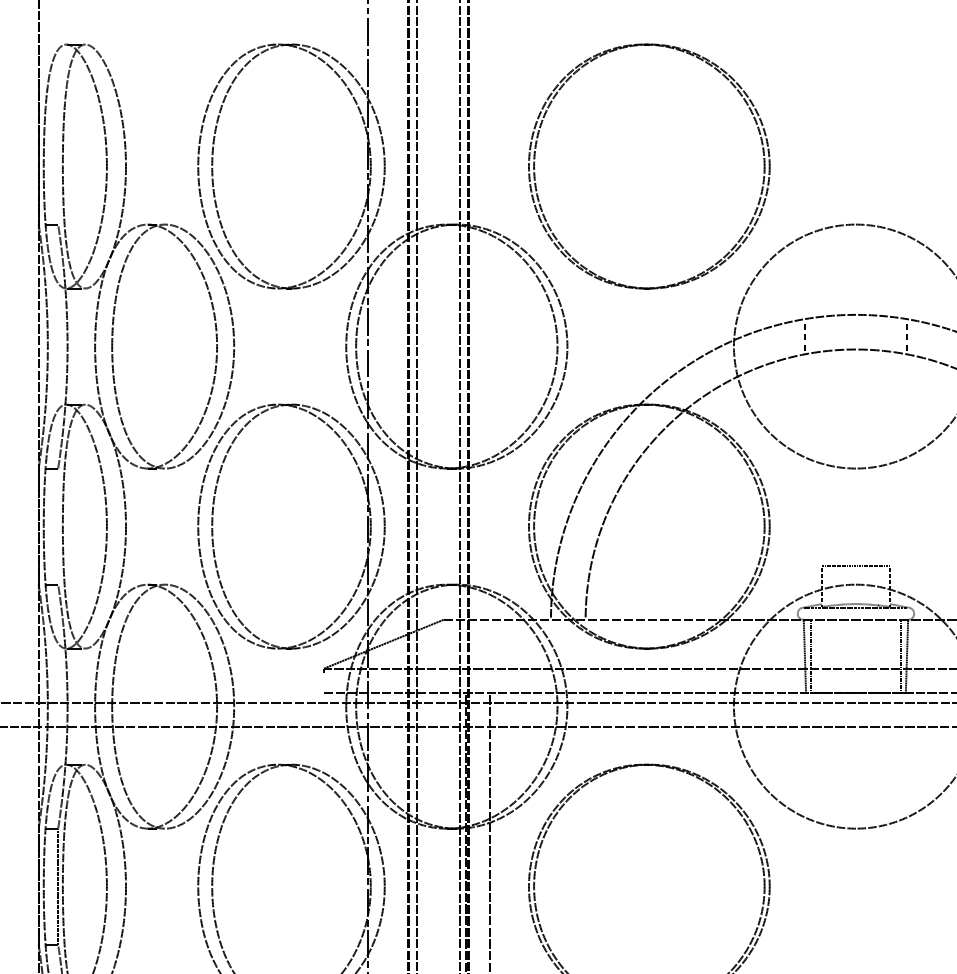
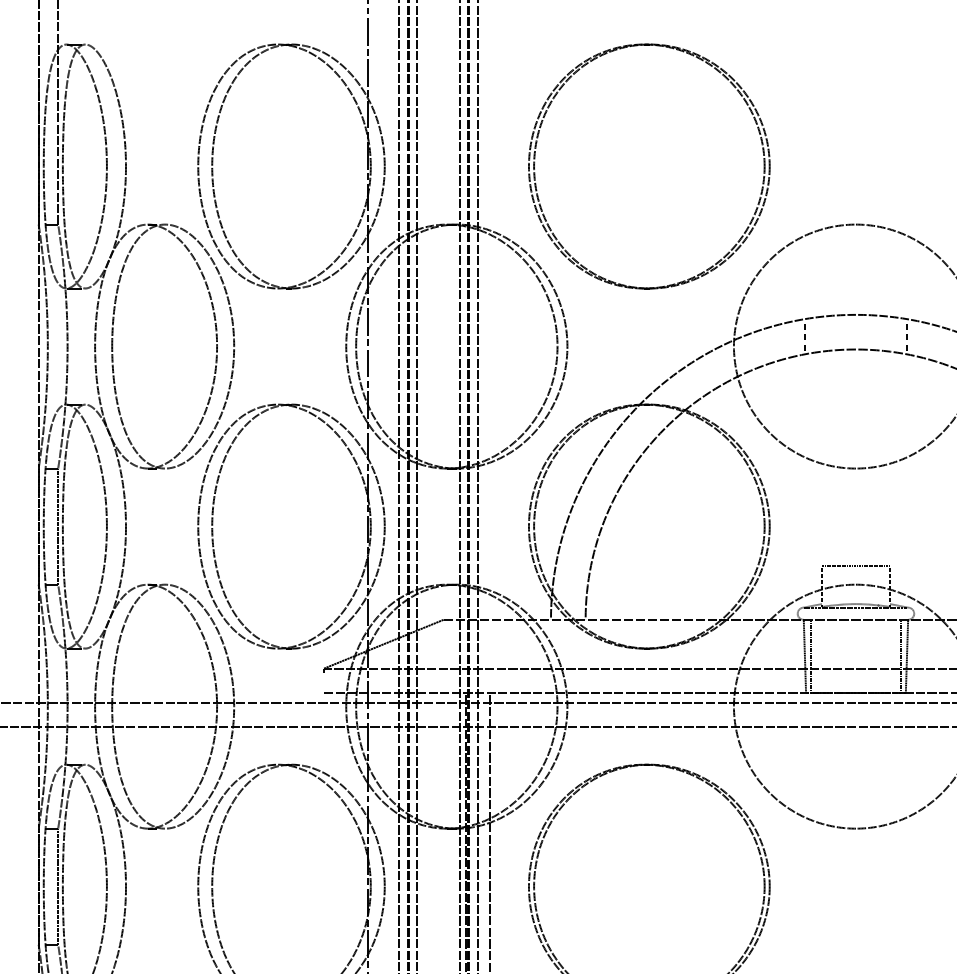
line: none -> present (58, 113)
line: none -> present (399, 486)
line: none -> present (477, 486)
line: none -> present (58, 526)
